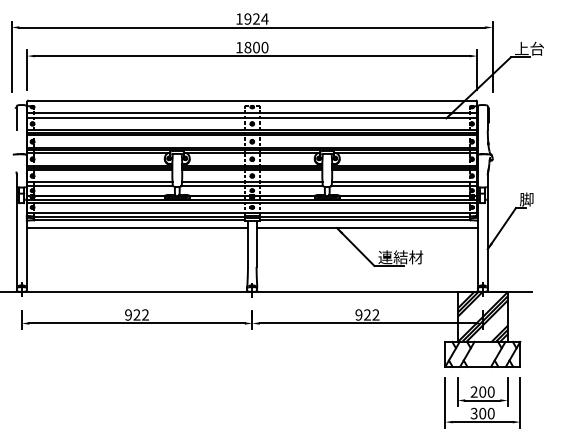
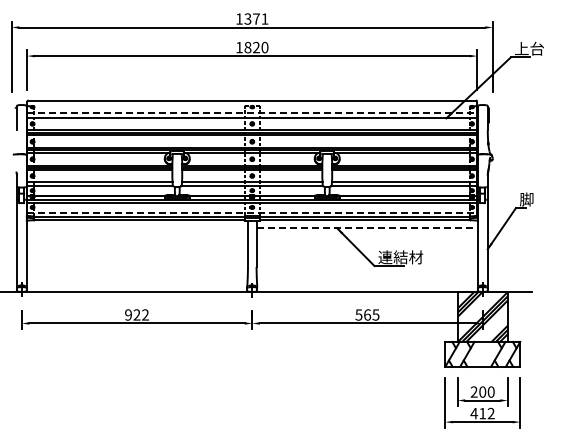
text: 1924 -> 1371 (256, 18)
text: 1800 -> 1820 (256, 47)
line: solid -> dashed (252, 112)
line: solid -> dashed (252, 212)
line: present -> none (136, 228)
line: solid -> dashed (368, 228)
text: 922 -> 565 (367, 314)
text: 300 -> 412 (482, 413)
